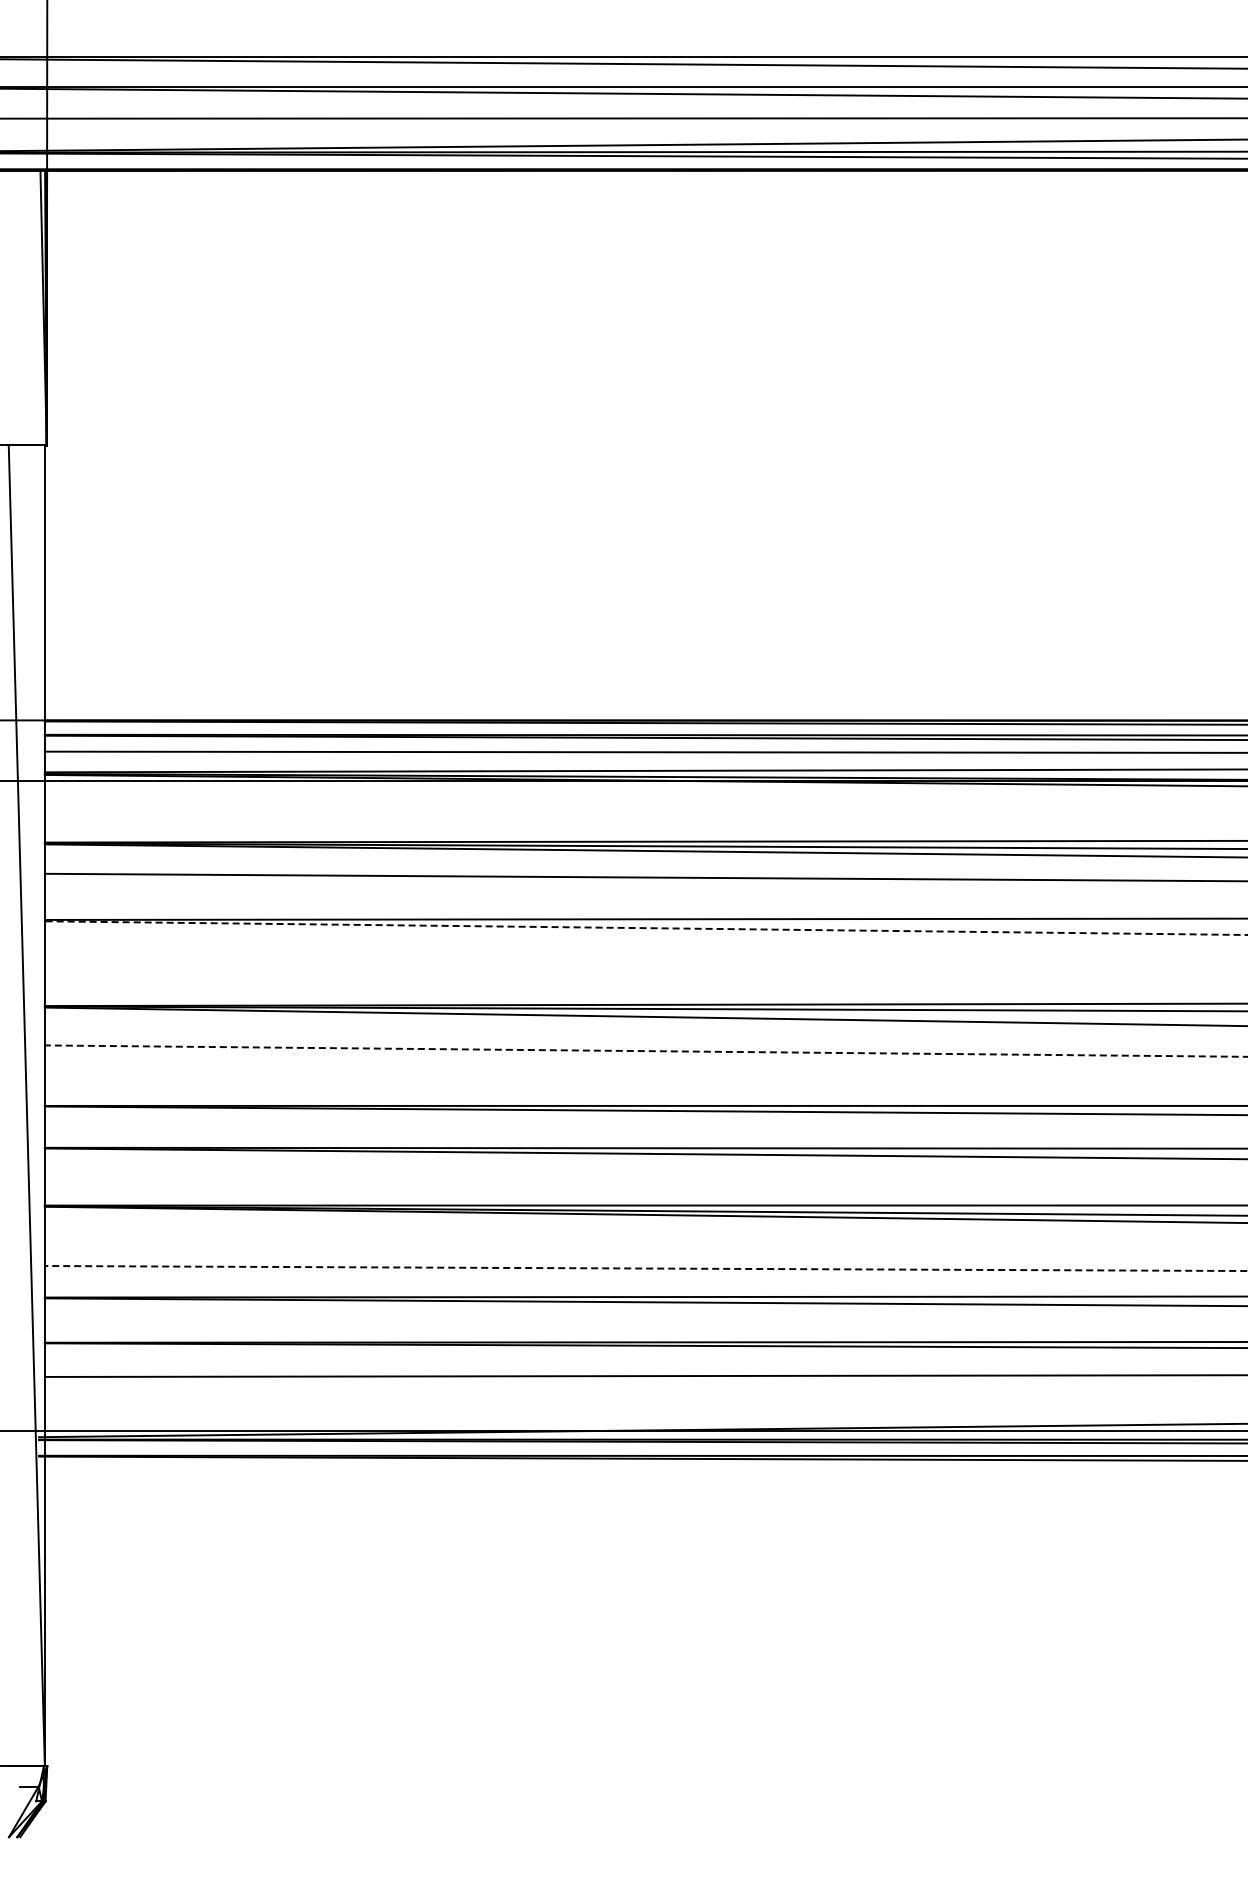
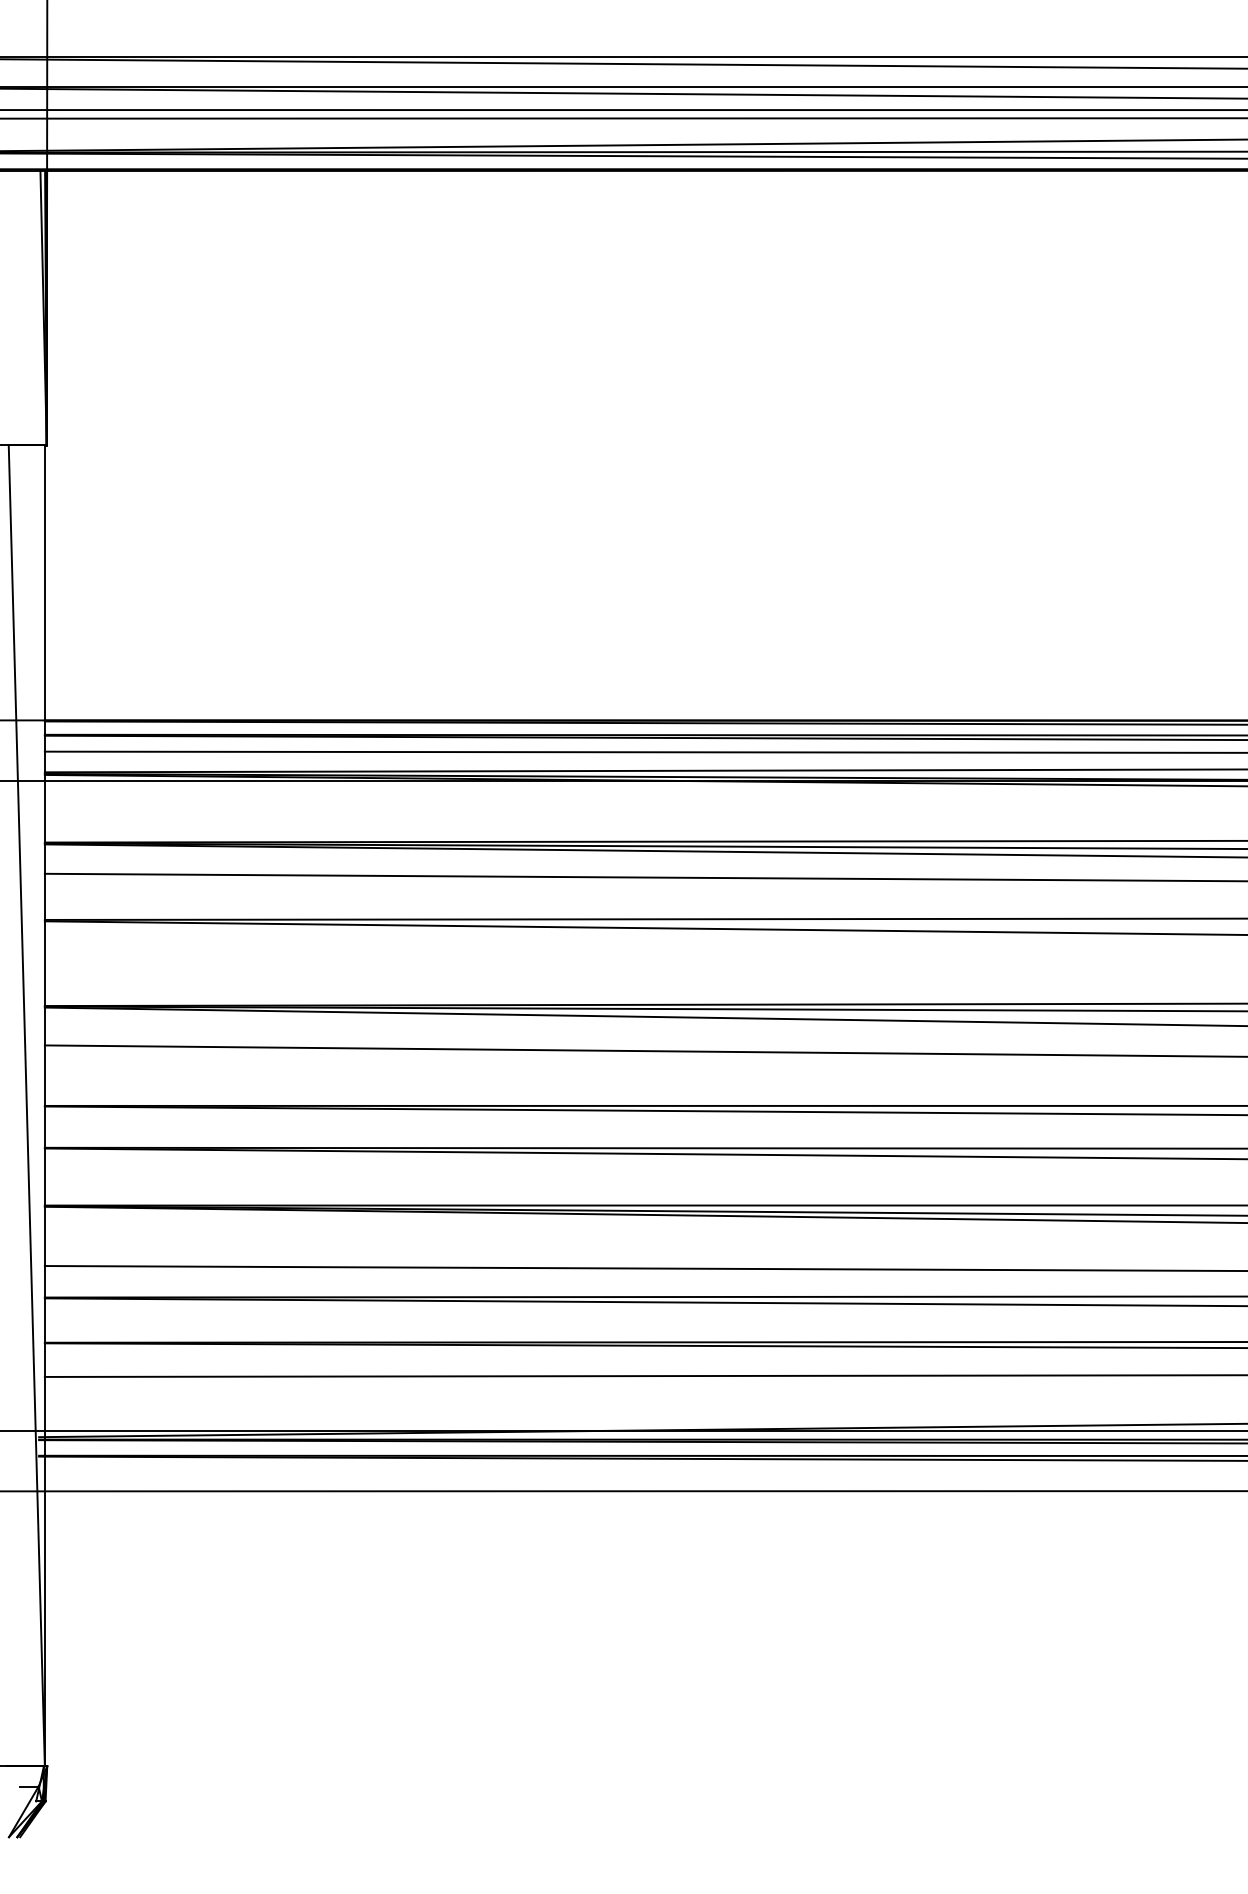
line: none -> present (623, 110)
line: dashed -> solid (645, 928)
line: dashed -> solid (646, 1051)
line: dashed -> solid (646, 1268)
line: none -> present (623, 1491)
